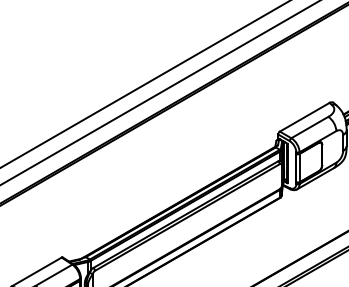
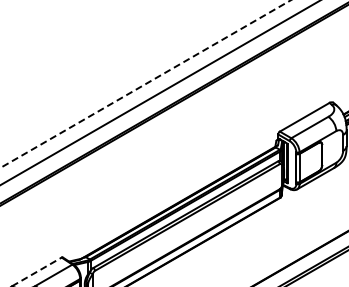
line: solid -> dashed (145, 84)
line: solid -> dashed (36, 271)
